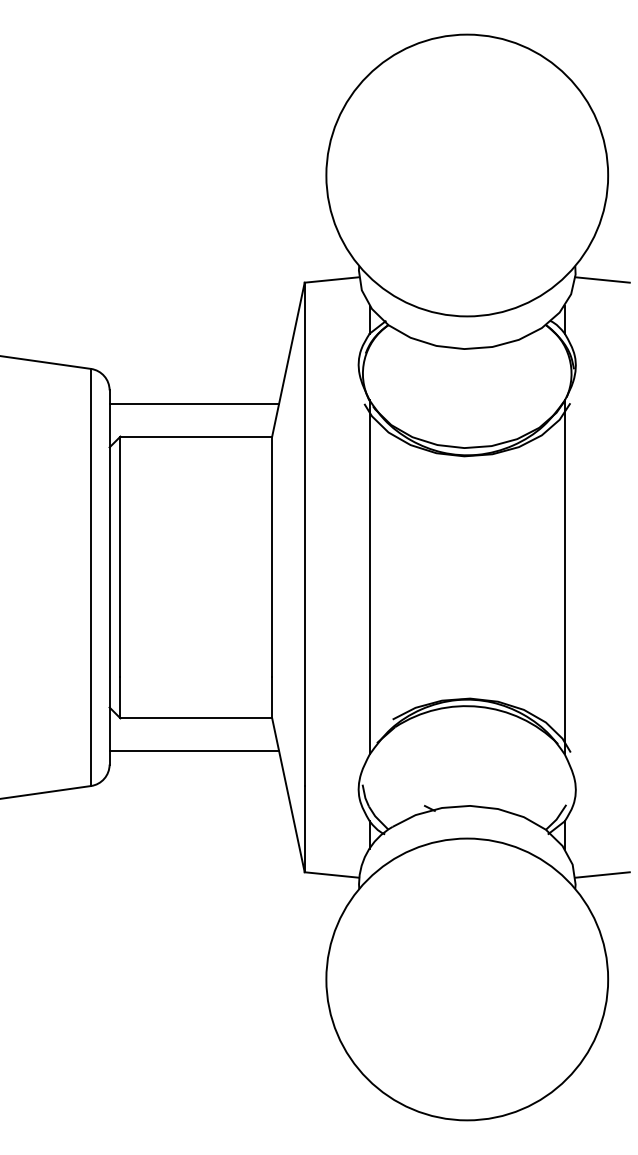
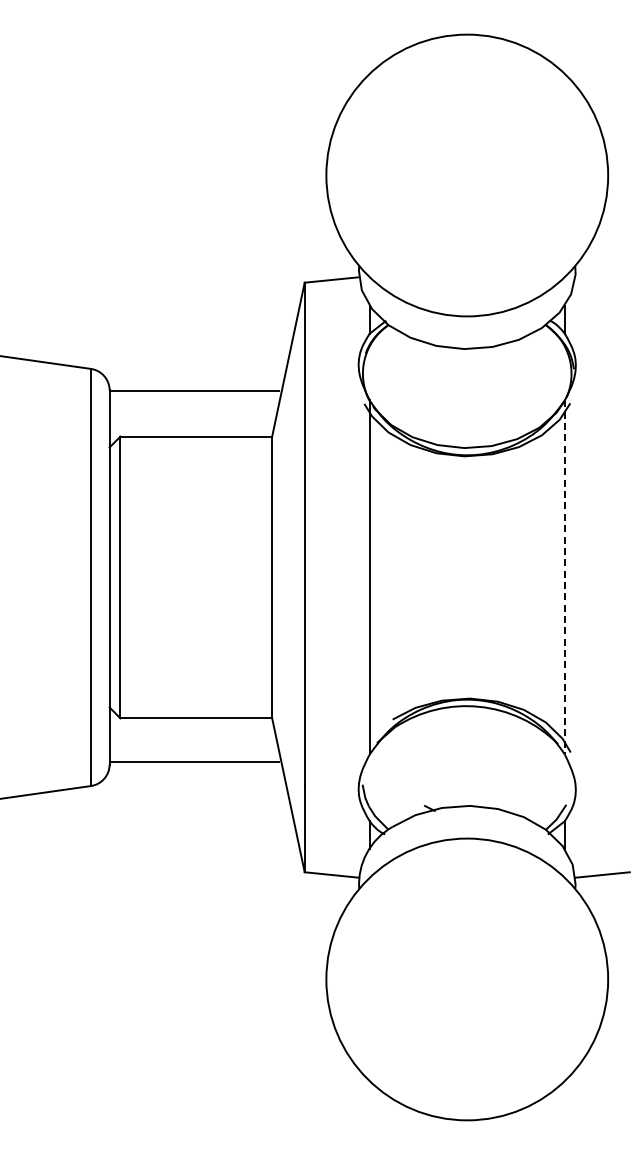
line: present -> none (602, 279)
line position: (194, 404) -> (194, 391) (194, 391)
line: solid -> dashed (564, 577)
line position: (194, 750) -> (194, 761) (194, 761)
